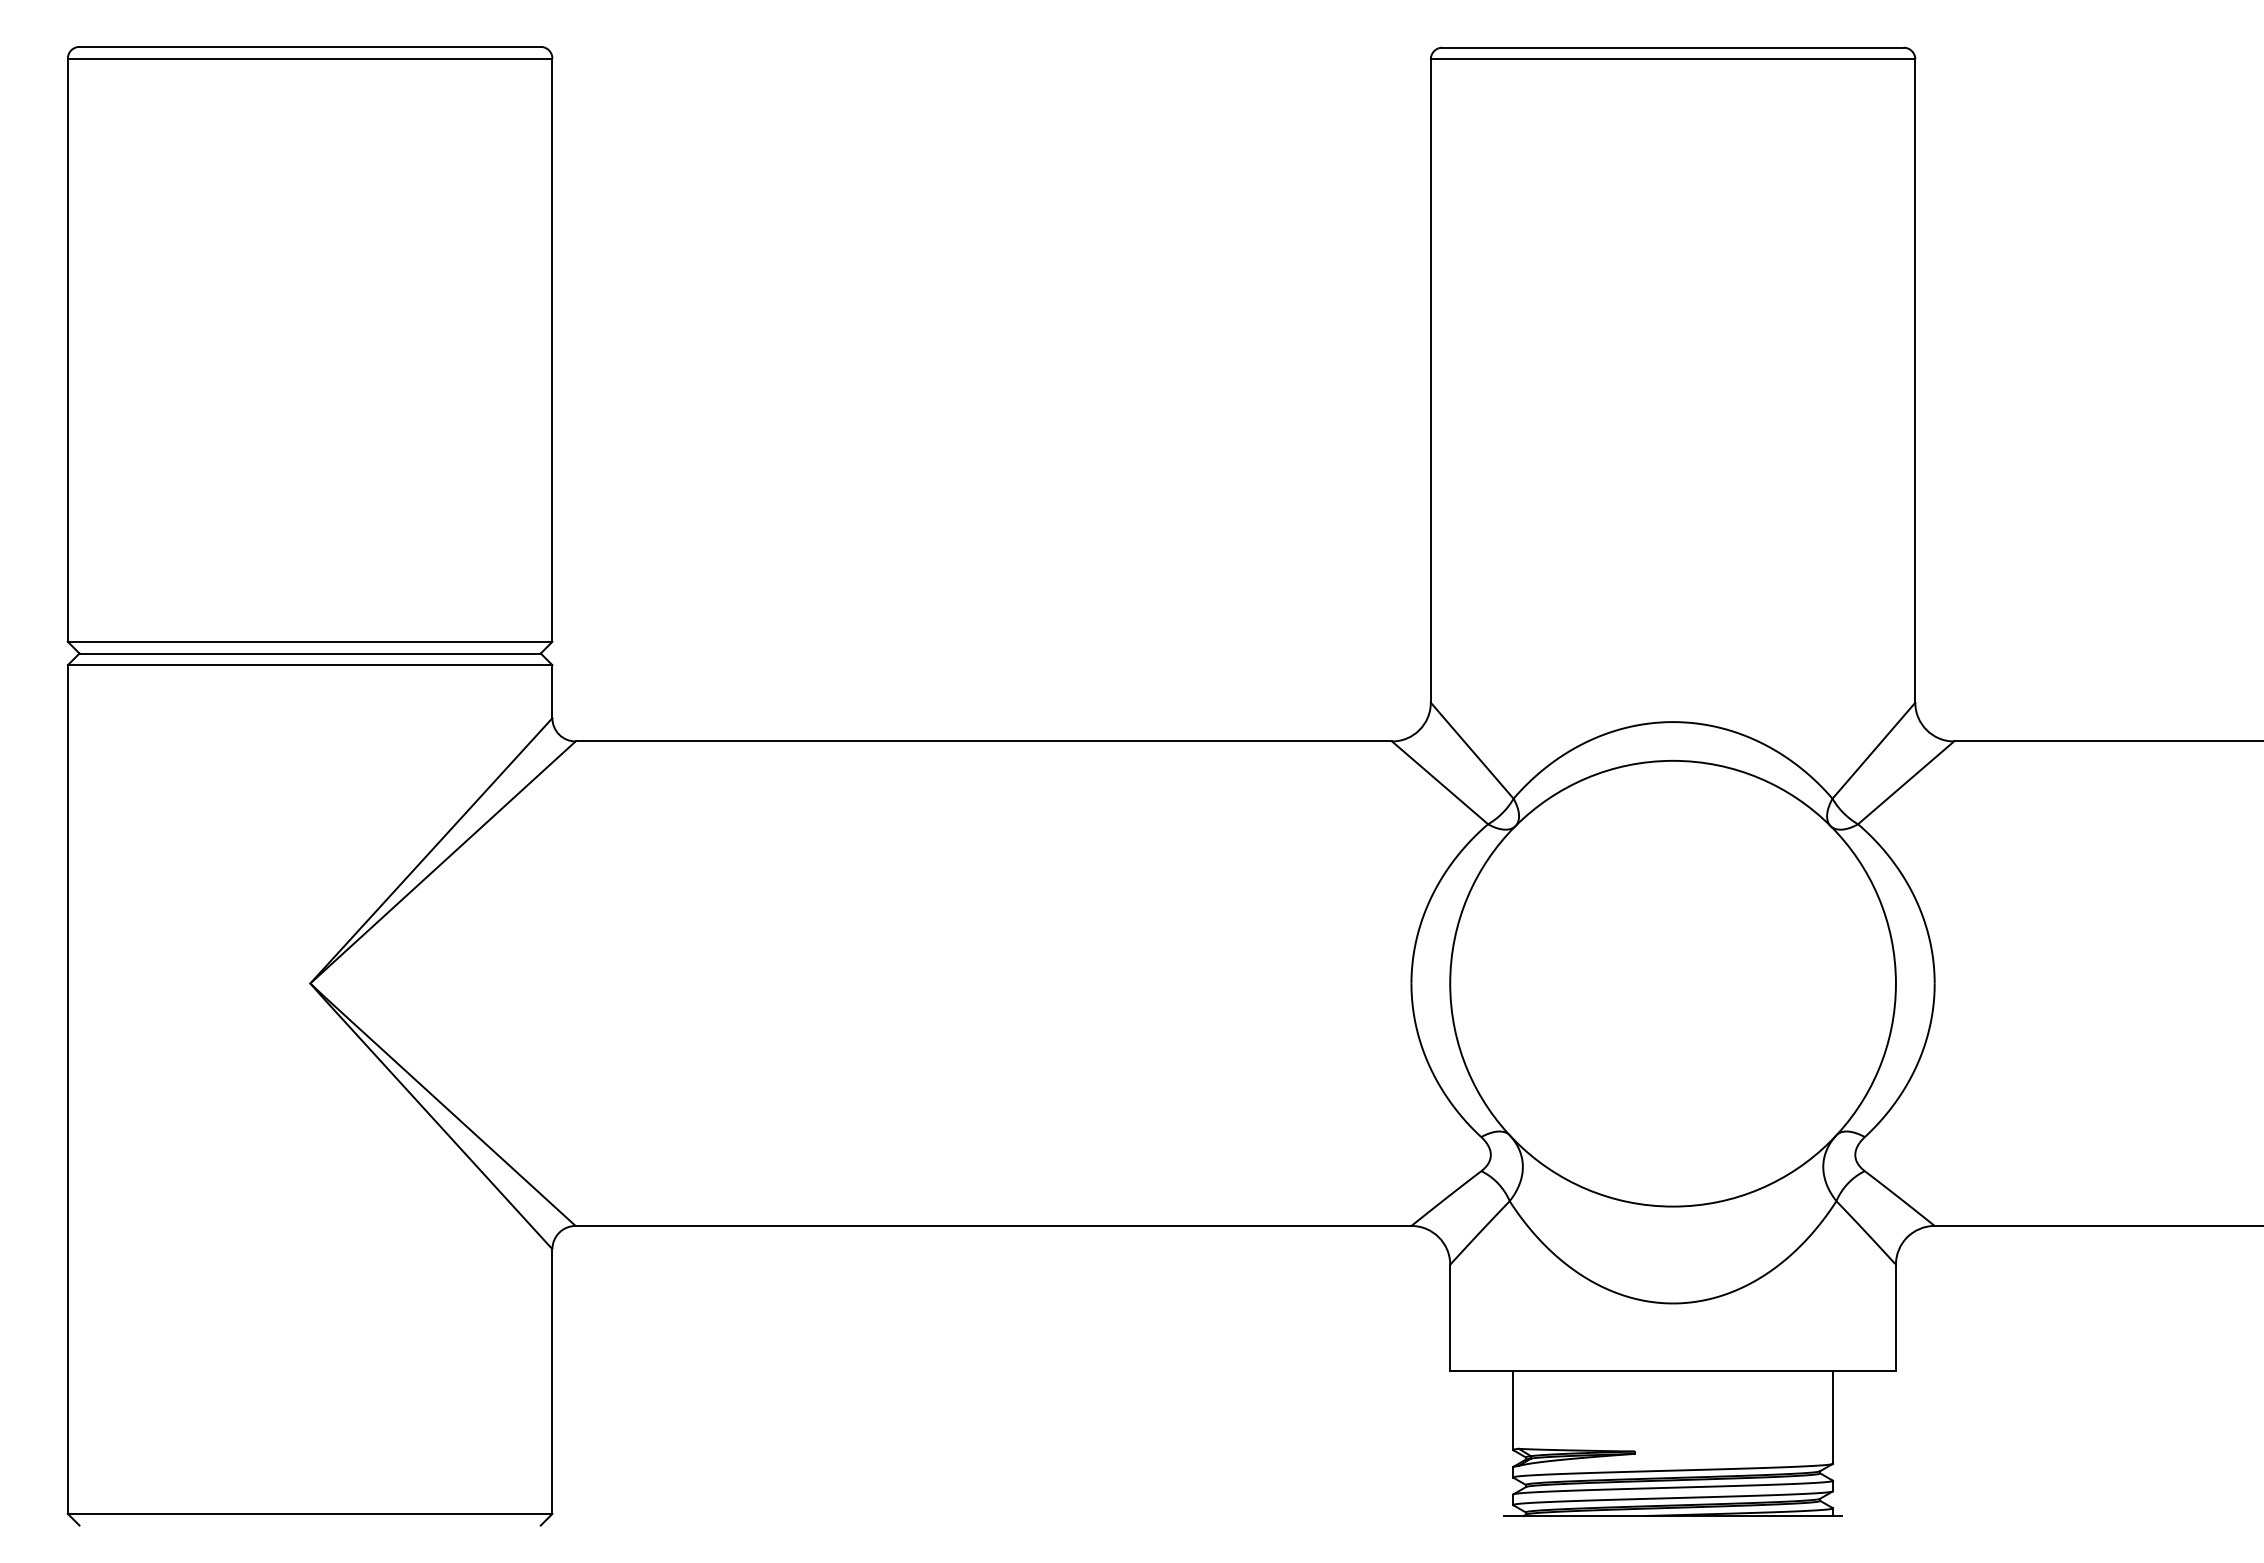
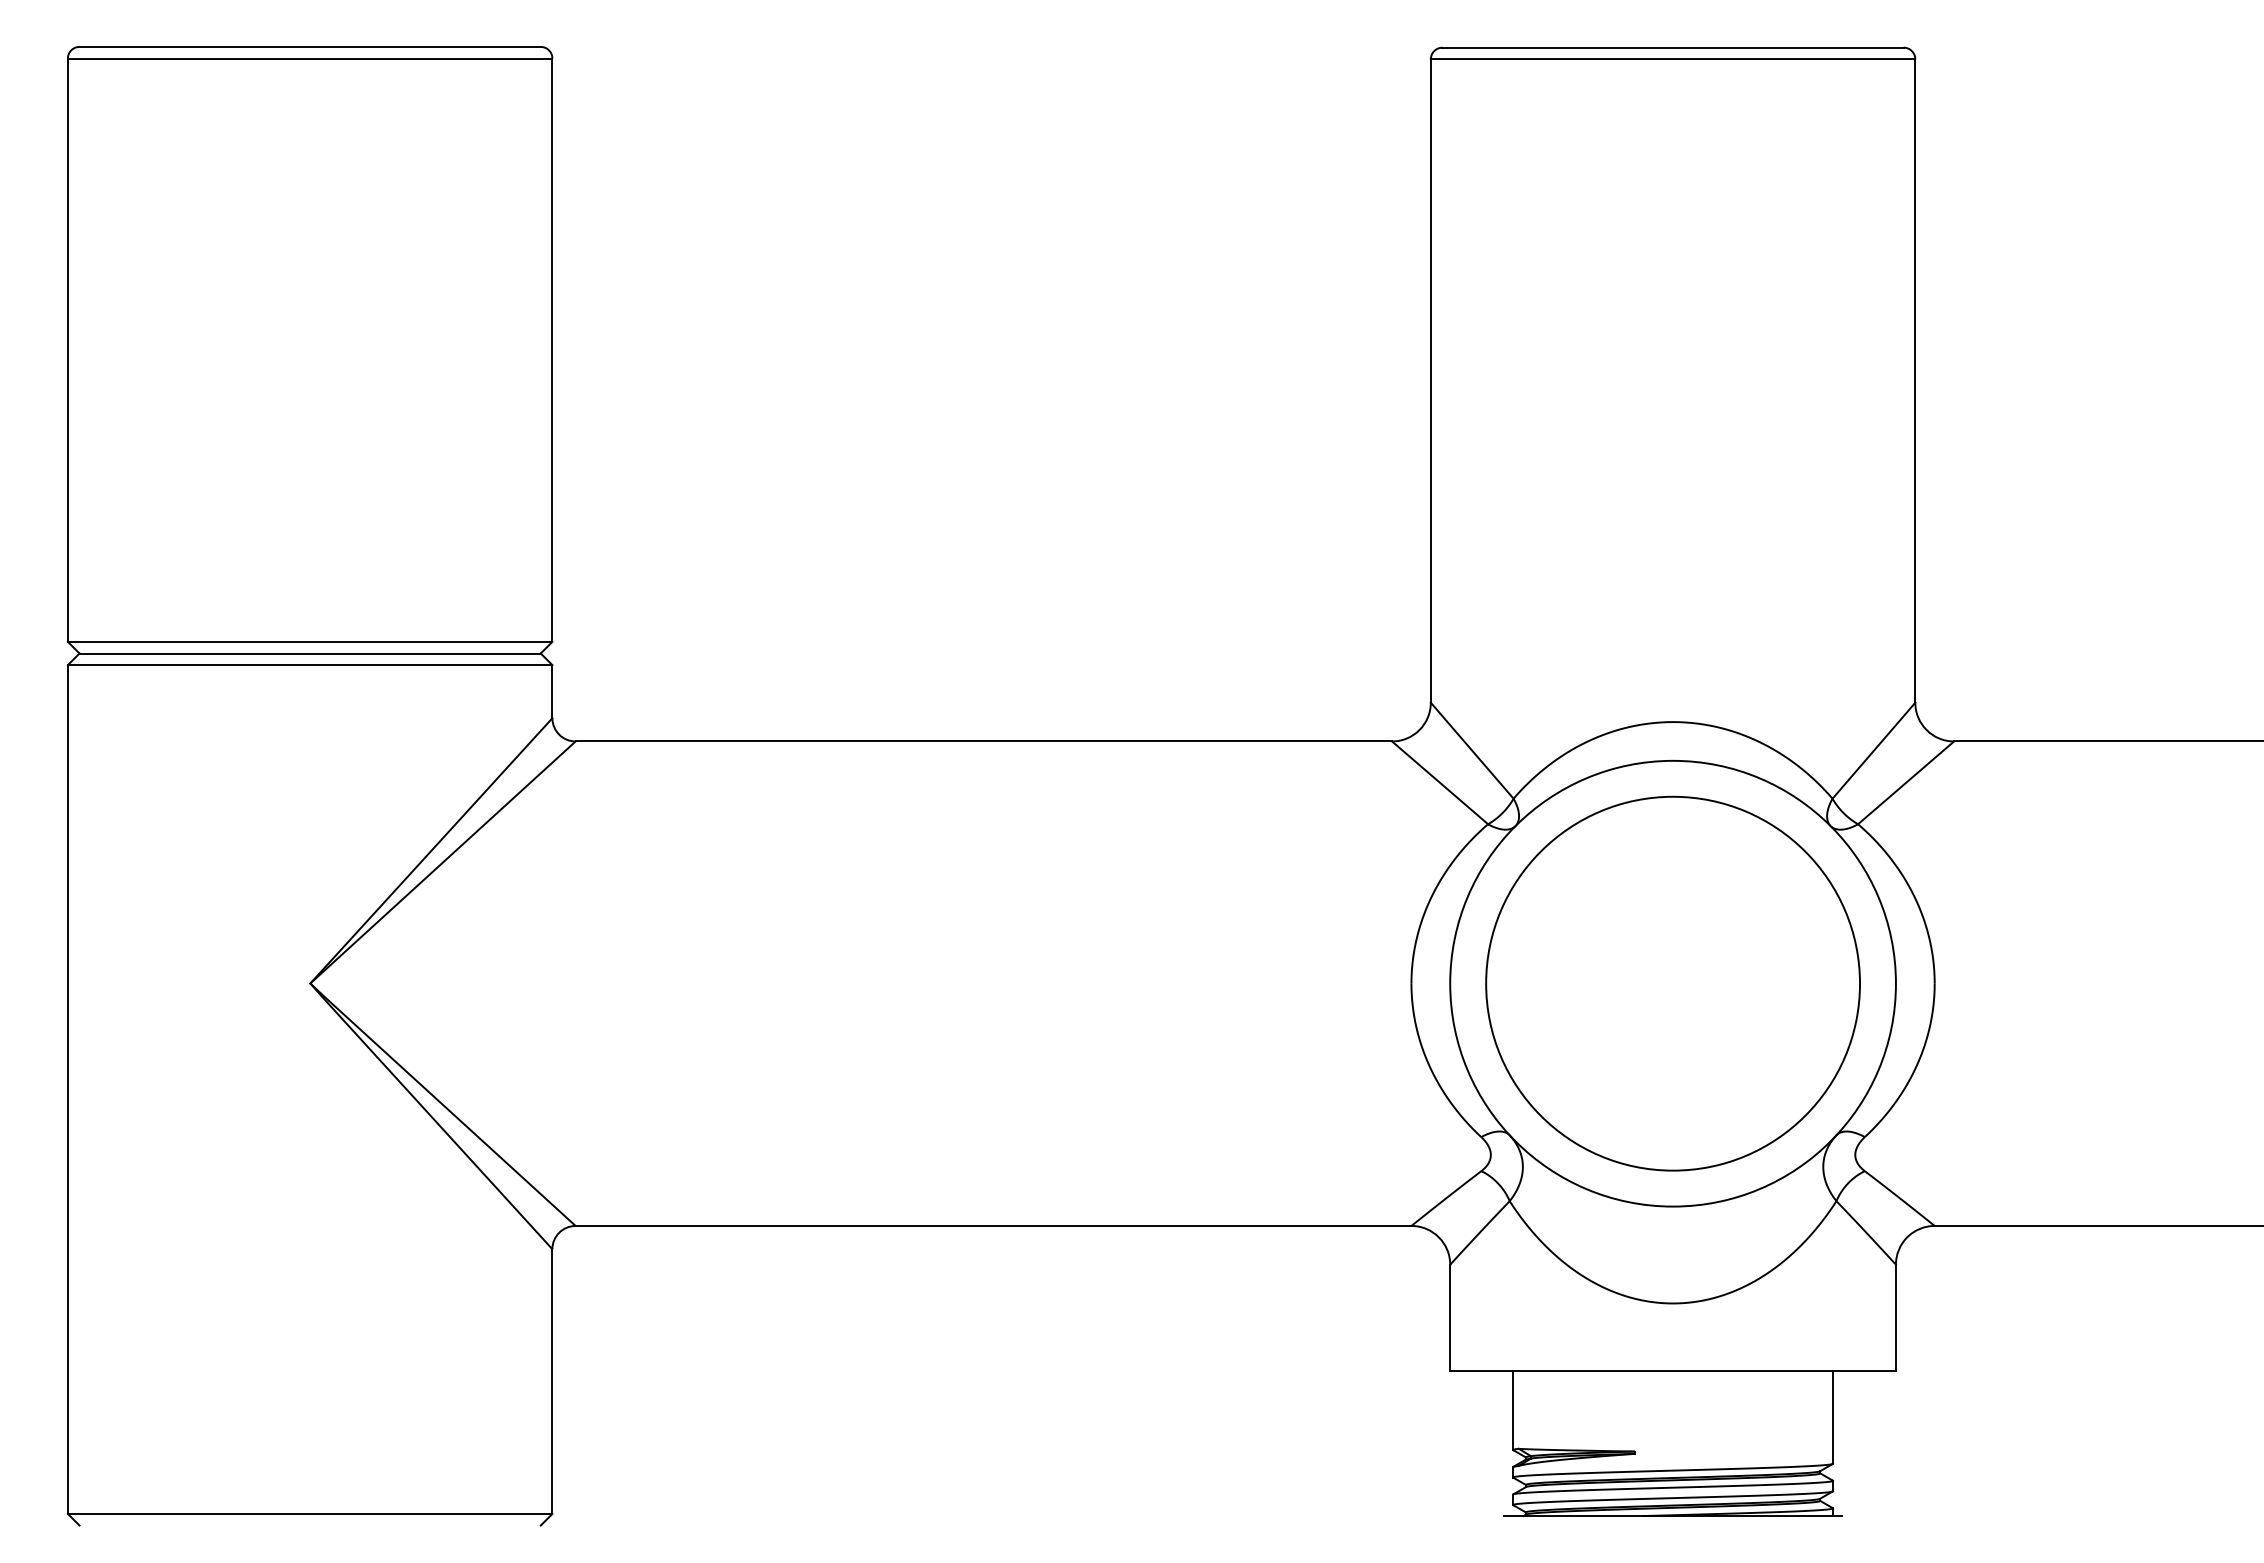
circle: none -> present (1672, 983)
